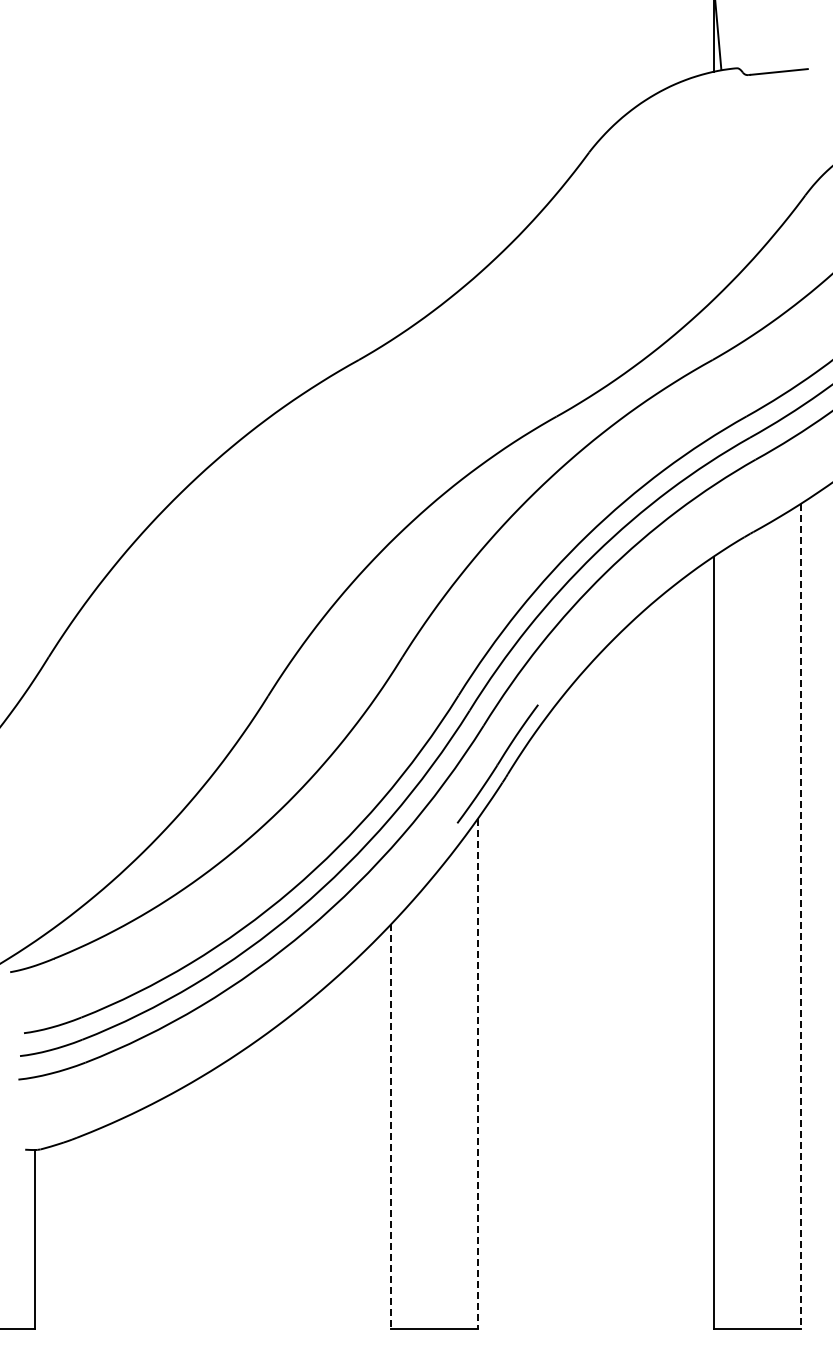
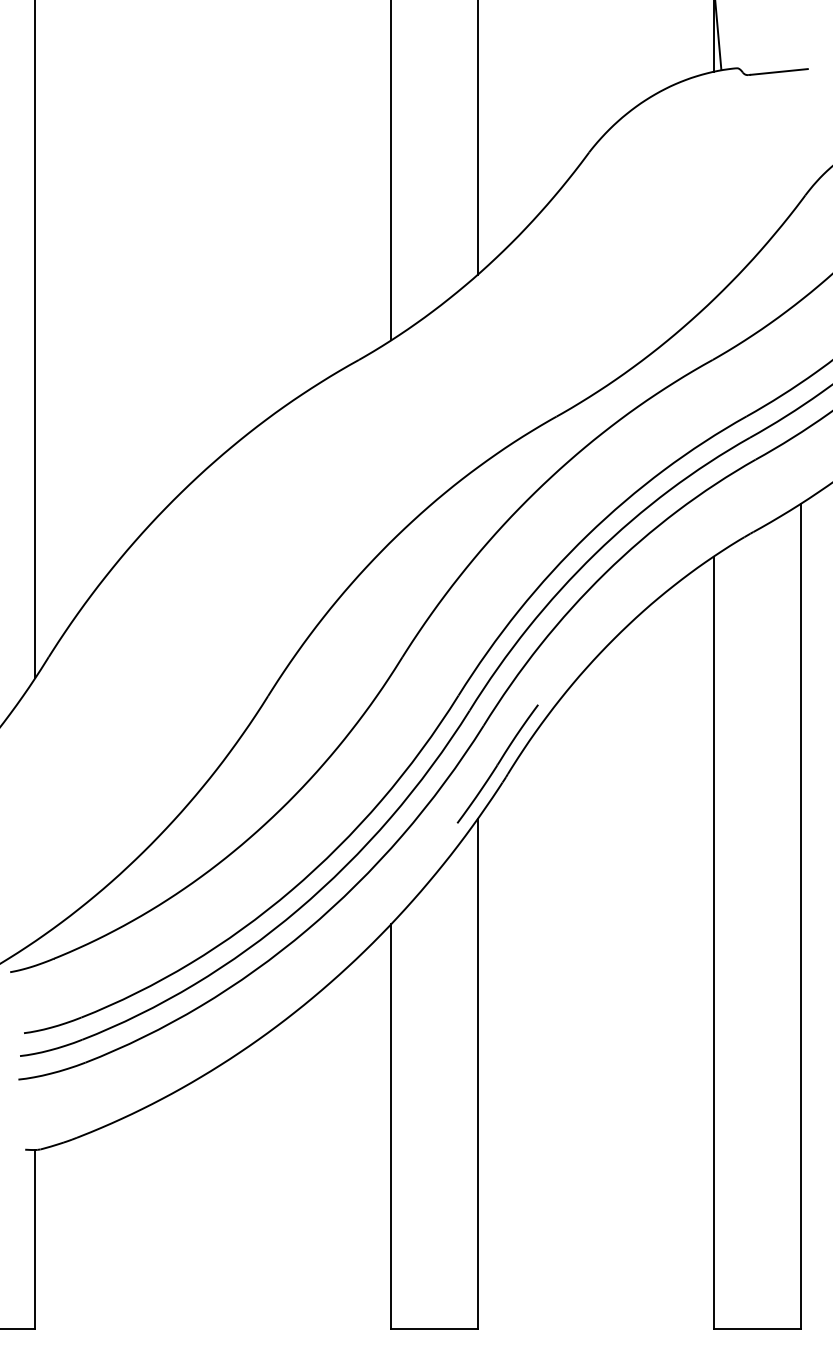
line: none -> present (478, 138)
line: none -> present (391, 171)
line: none -> present (35, 340)
line: dashed -> solid (800, 916)
line: dashed -> solid (478, 1074)
line: dashed -> solid (391, 1127)
